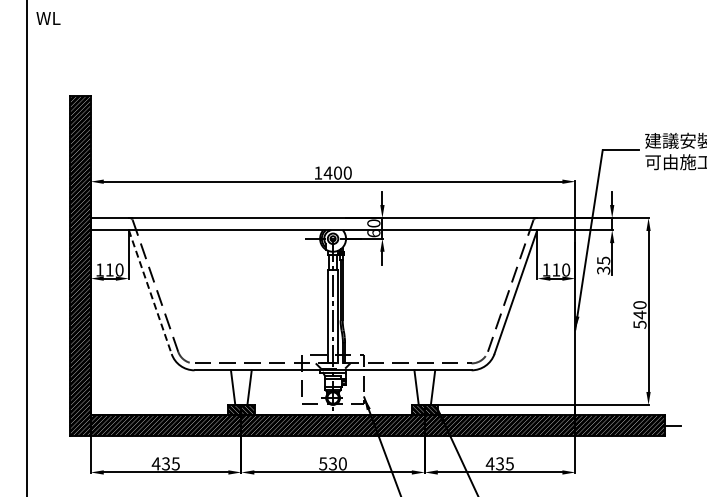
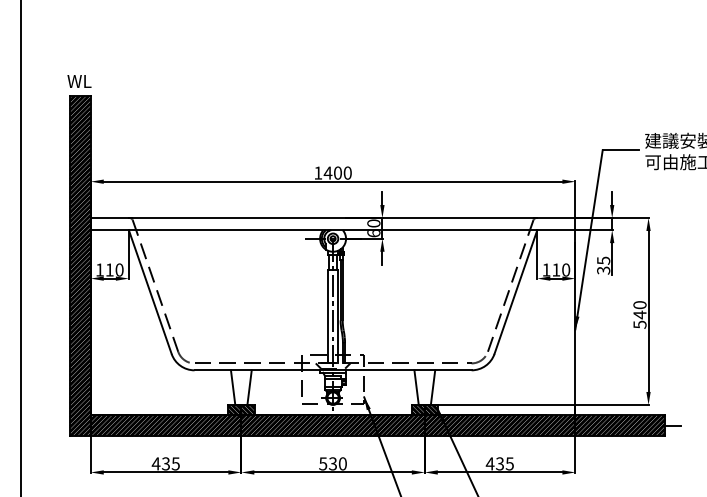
text position: (48, 18) -> (79, 81) (79, 81)
line position: (27, 247) -> (21, 247) (21, 247)
line: dashed -> solid (150, 292)
